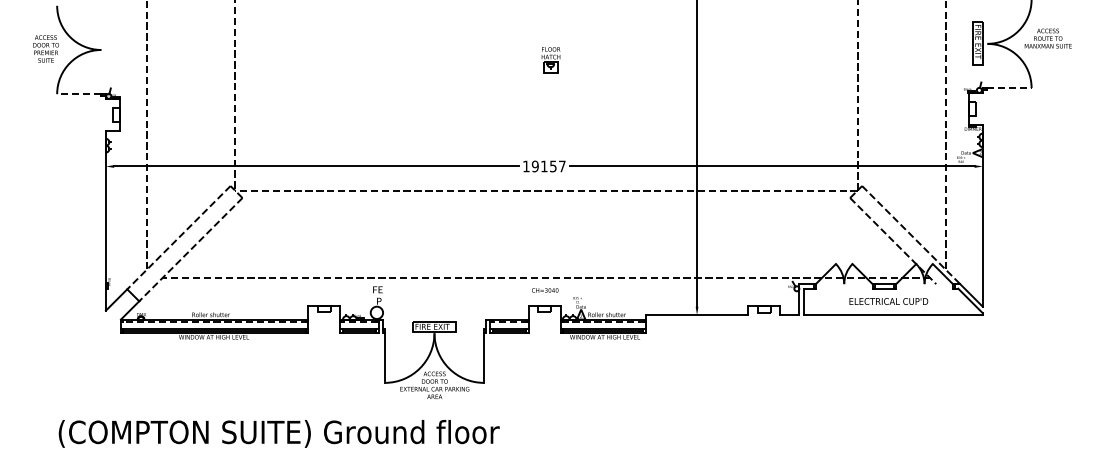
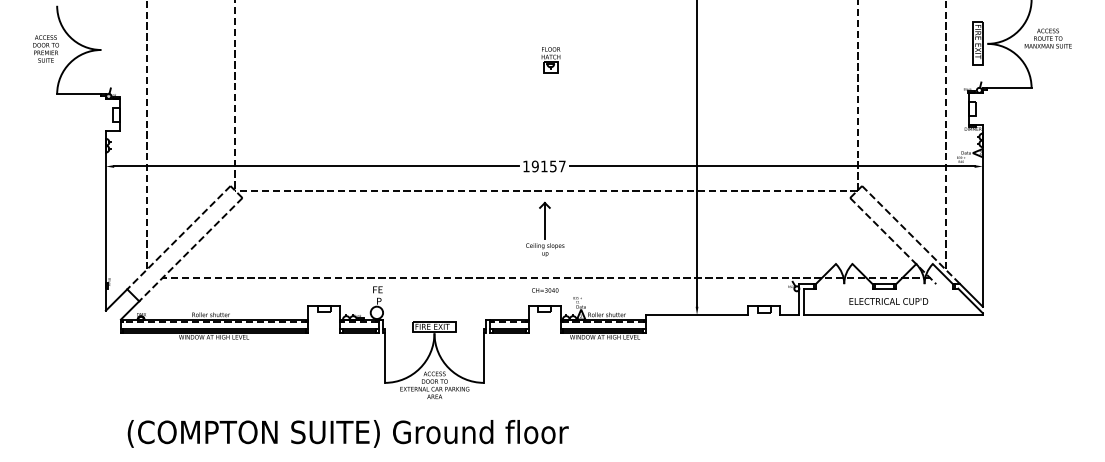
line: dashed -> solid (1010, 88)
line: dashed -> solid (78, 94)
part: none -> present (545, 228)
text position: (278, 433) -> (347, 433) (347, 433)
